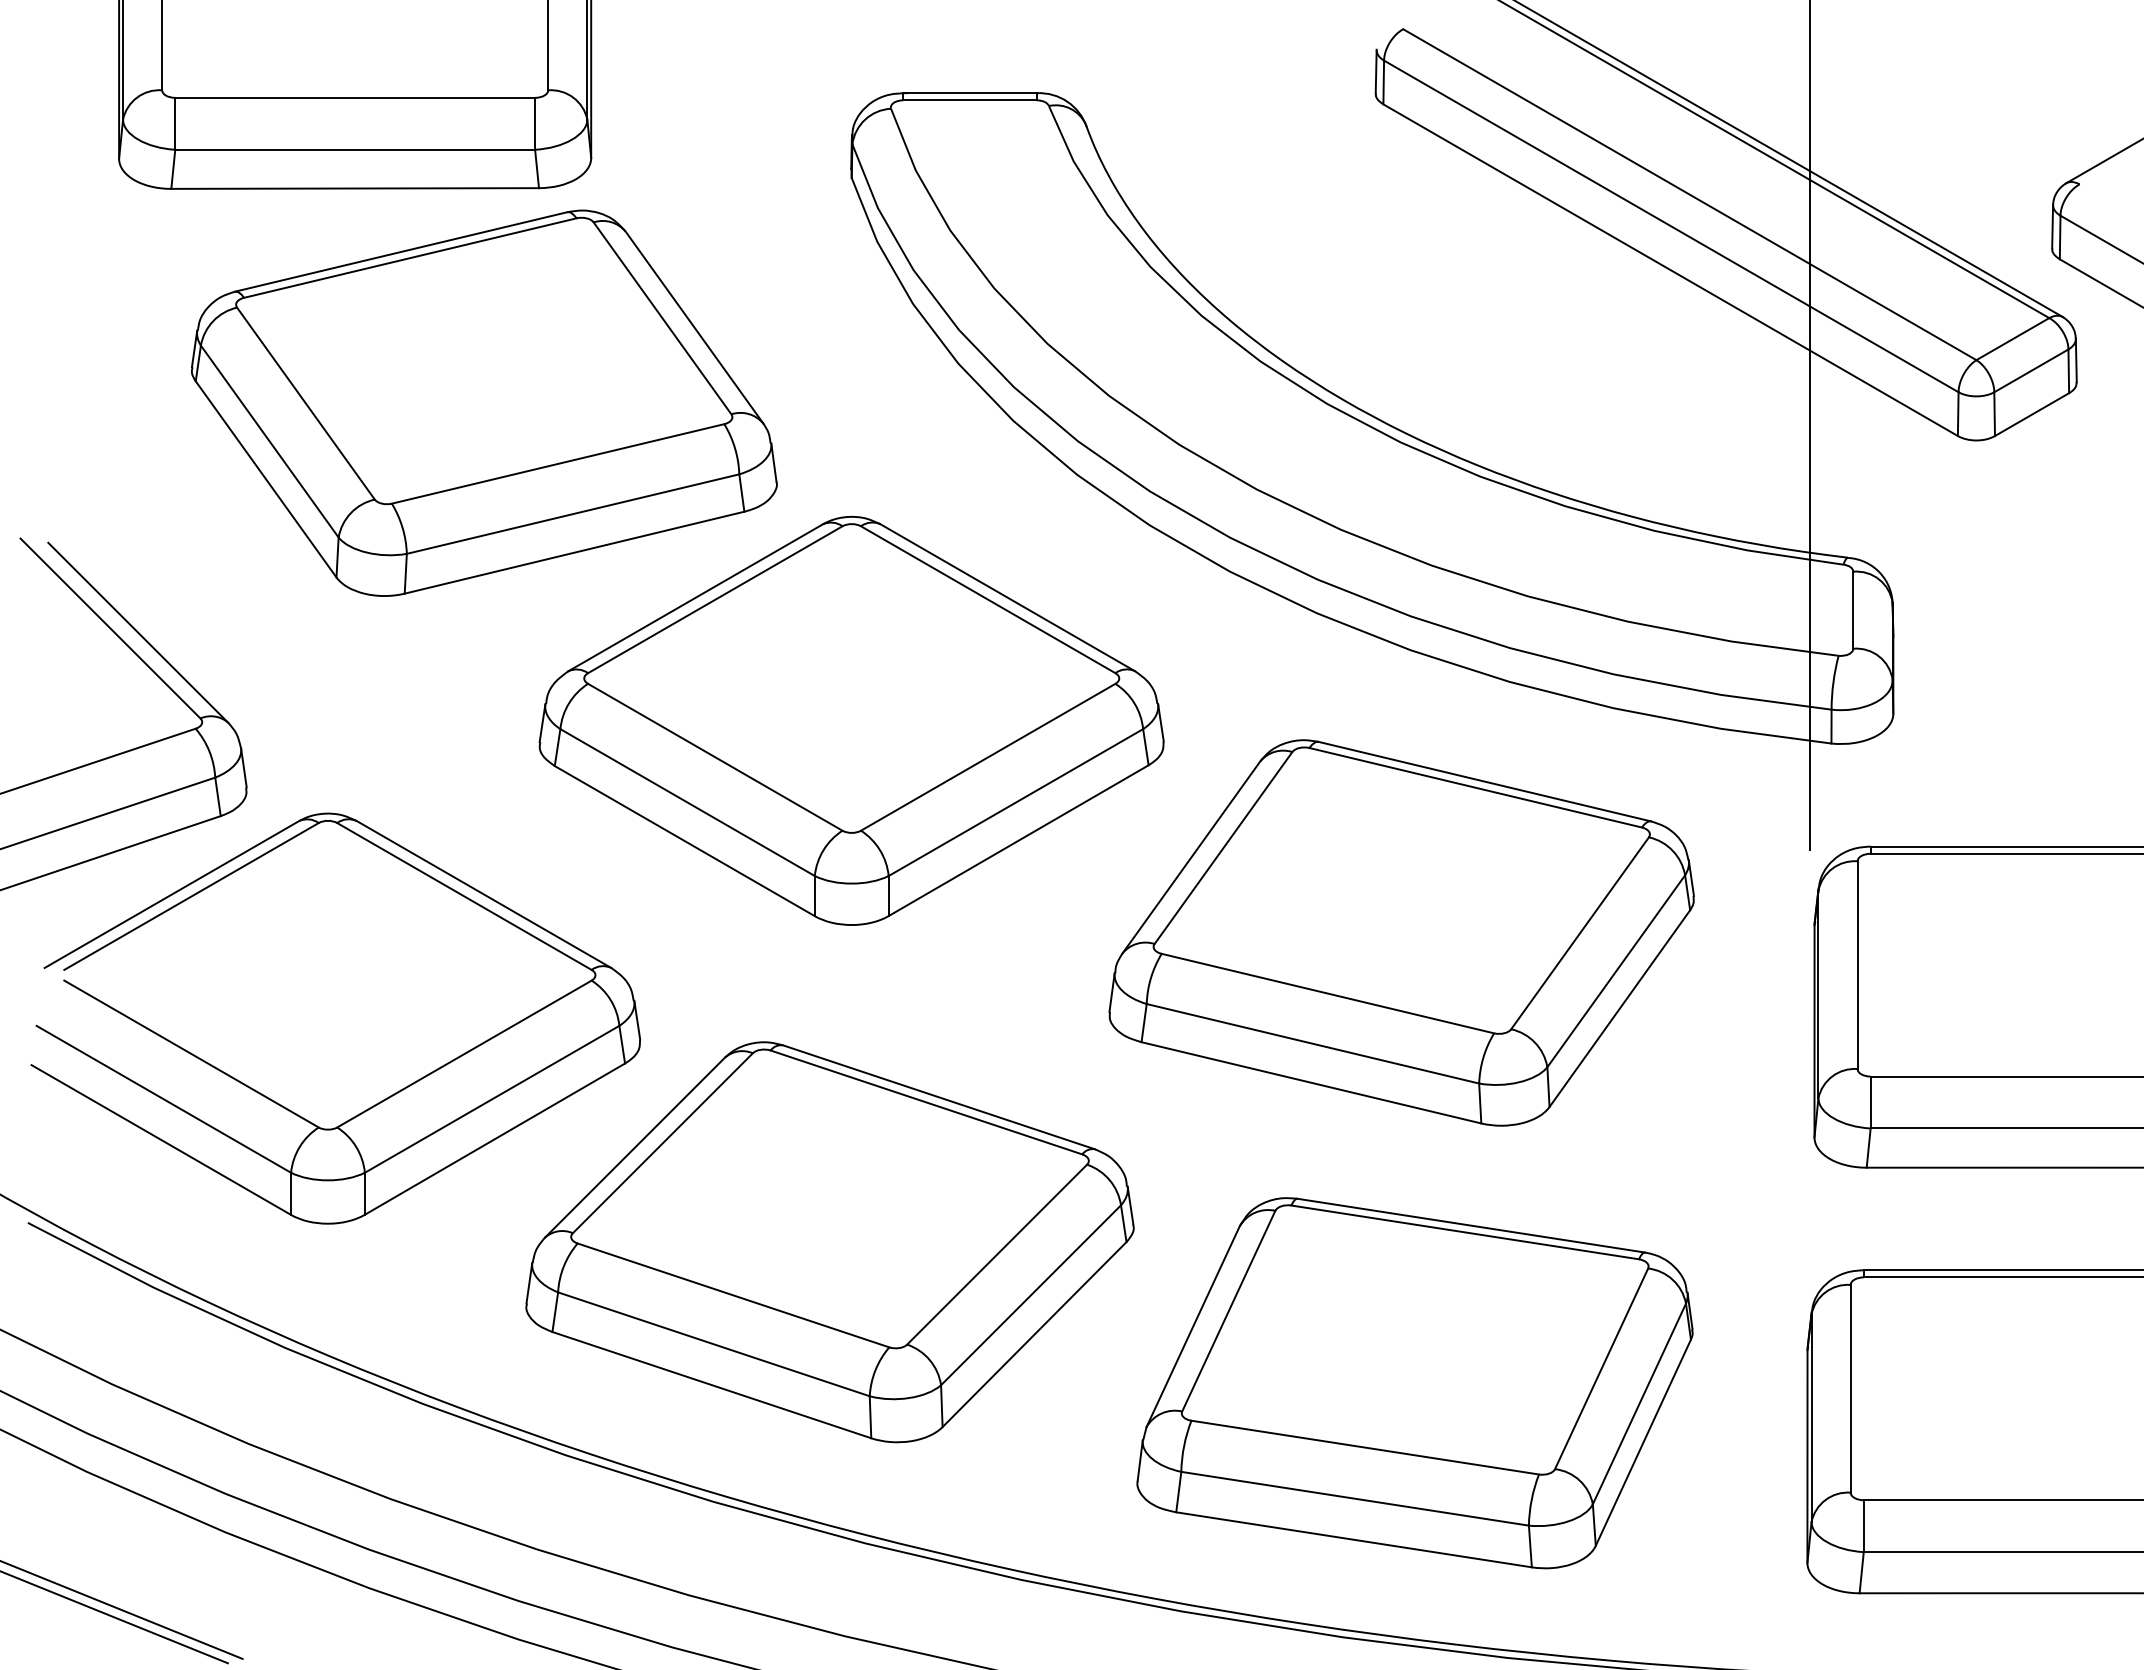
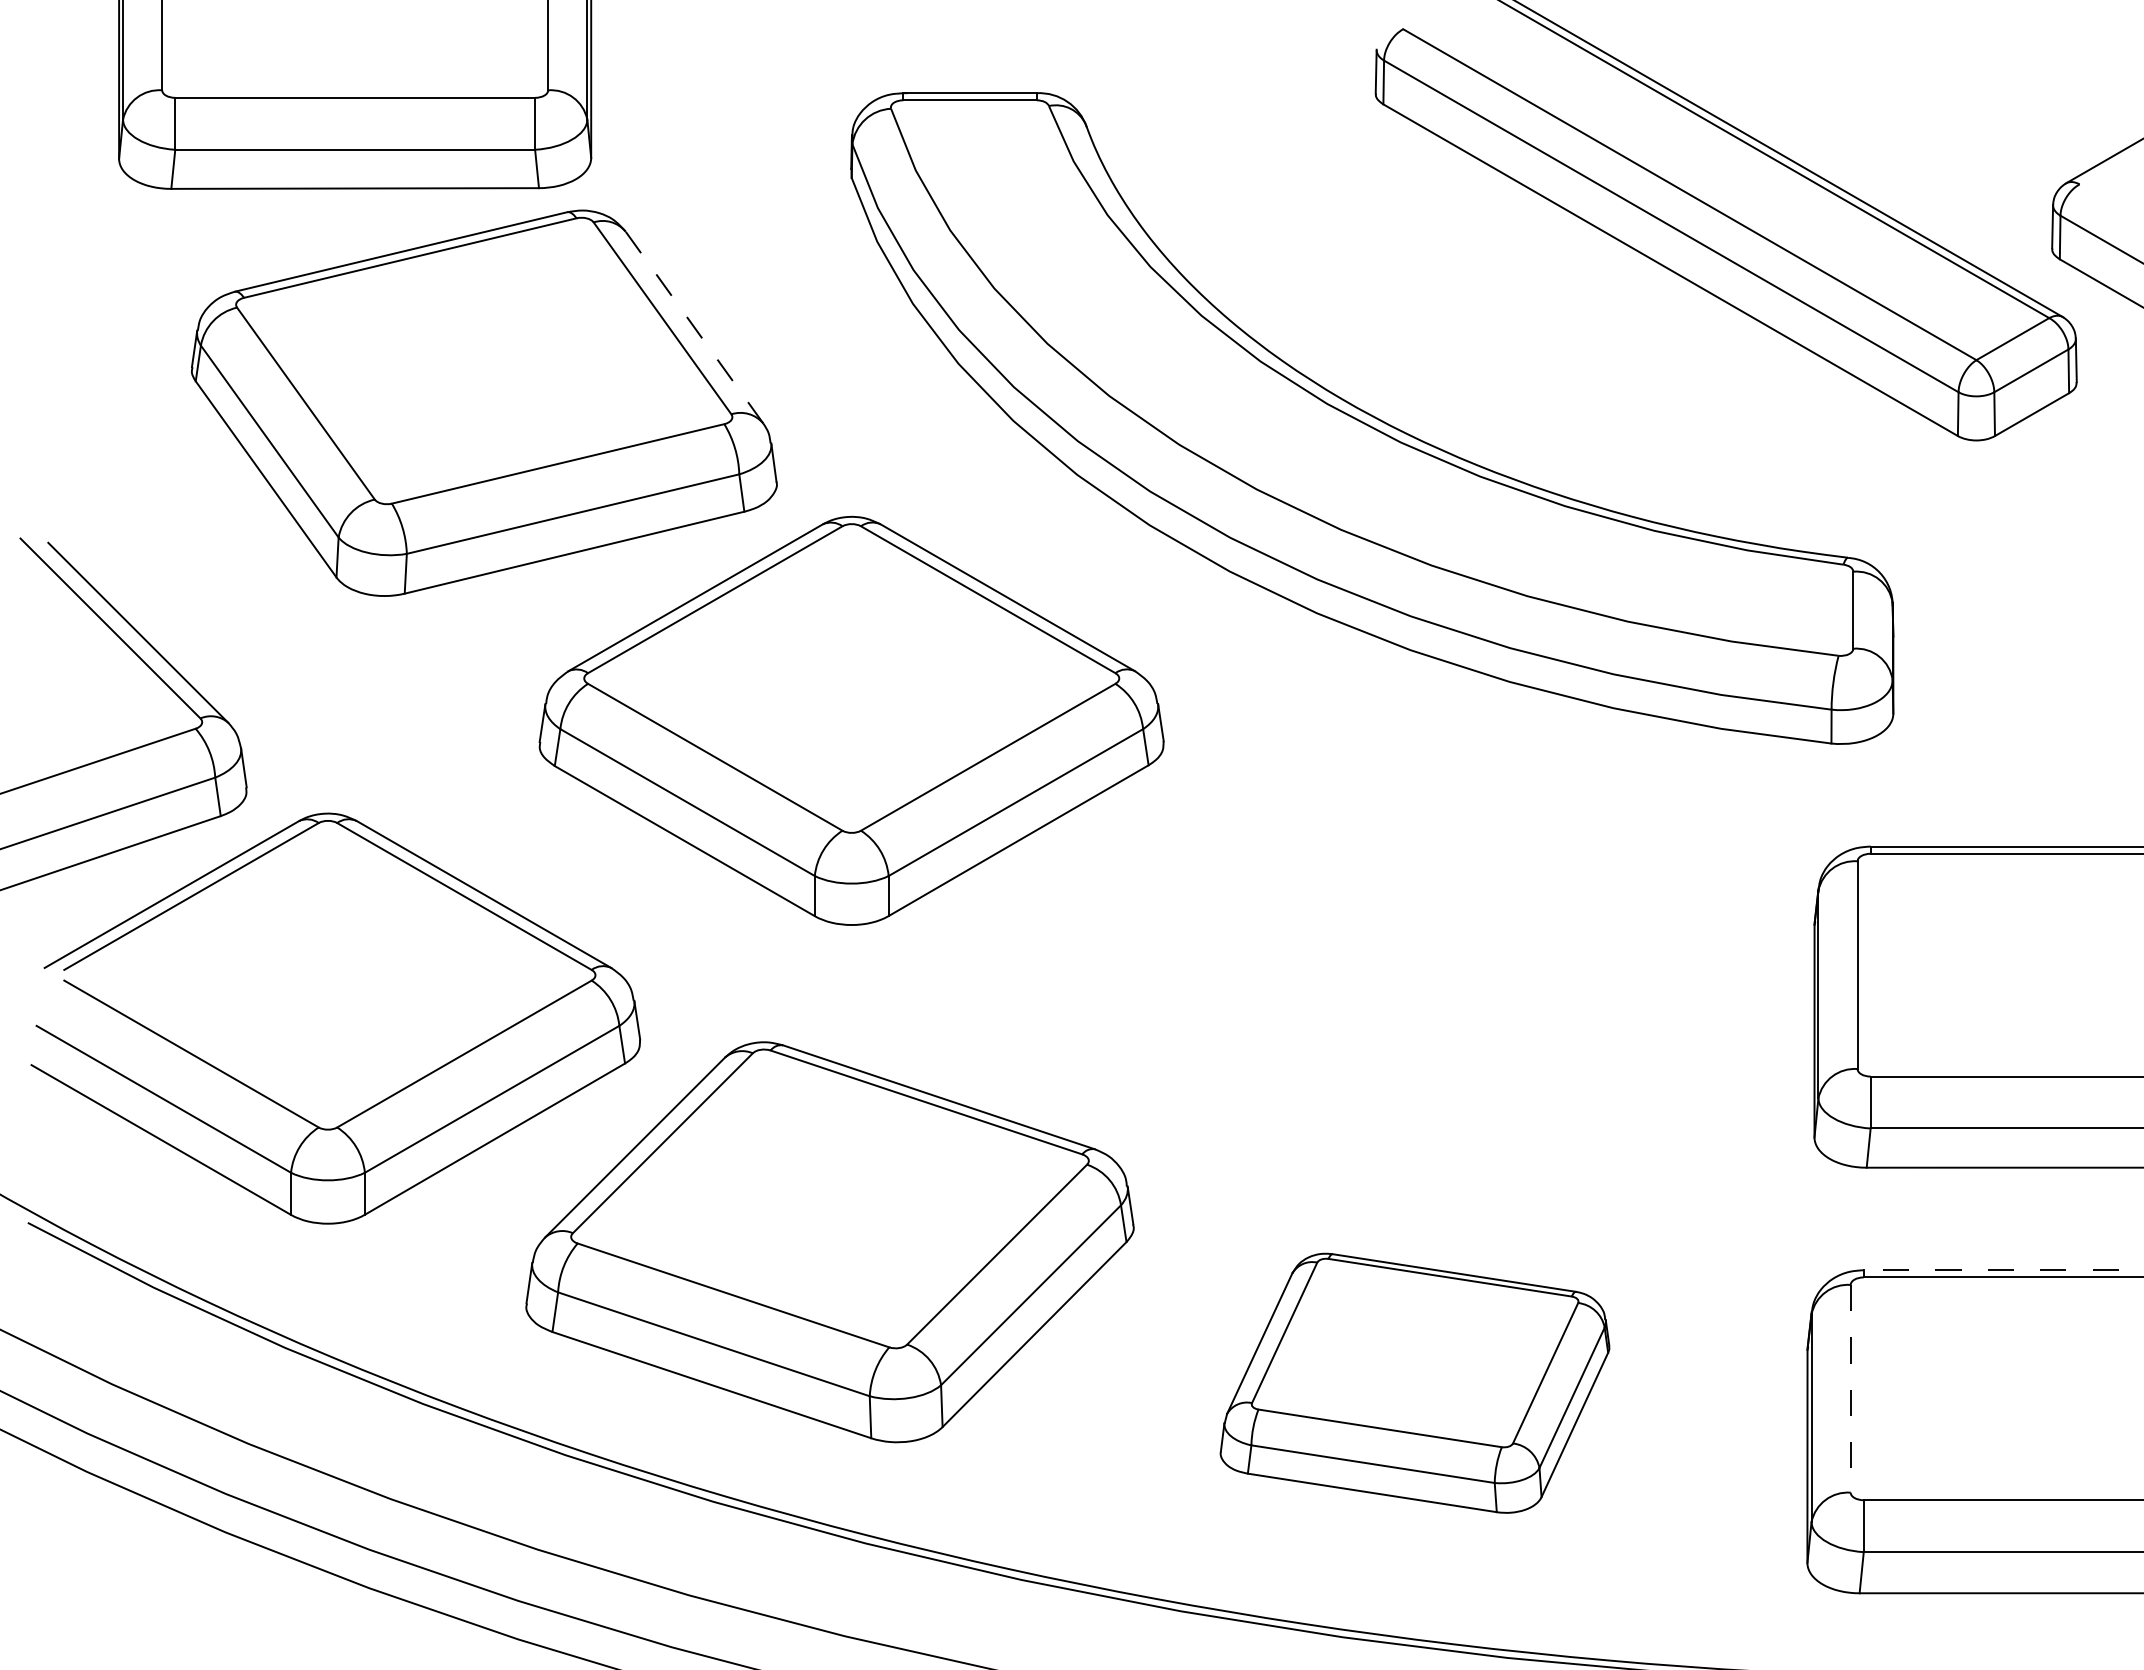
line: solid -> dashed (694, 327)
line: present -> none (1809, 426)
part: present -> none (1401, 932)
line: solid -> dashed (2003, 1270)
part size: 558x373 px -> 392x262 px (1414, 1382)
line: solid -> dashed (1850, 1388)
line: present -> none (122, 1610)
line: present -> none (114, 1617)
